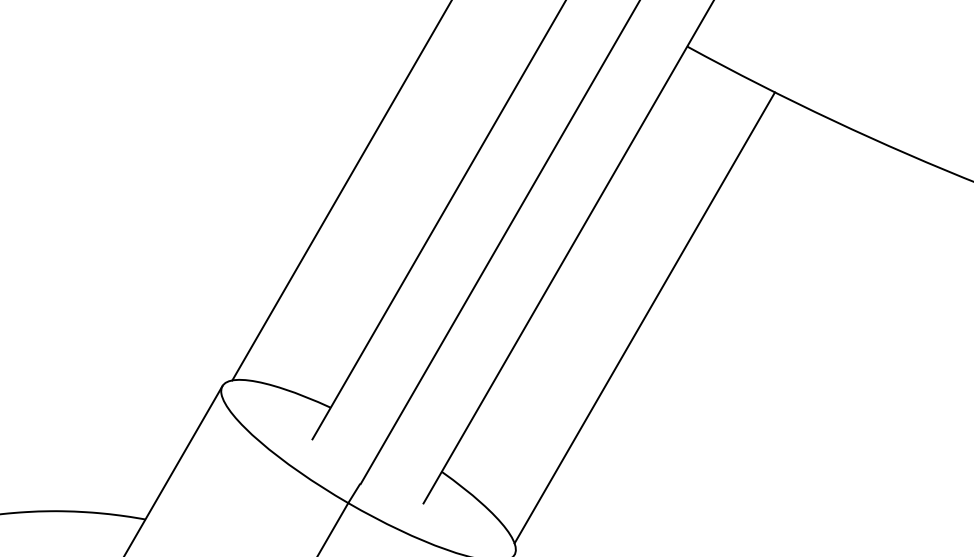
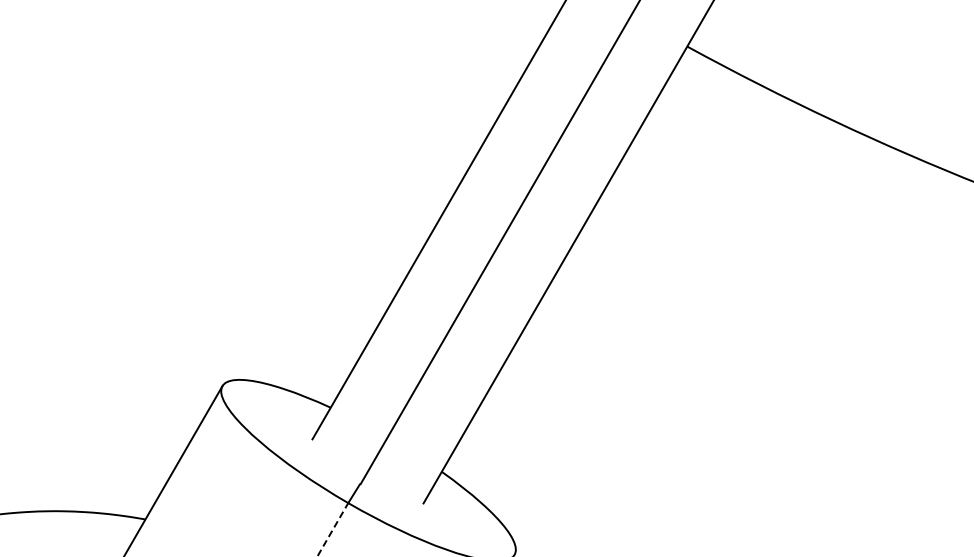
line: present -> none (341, 191)
line: present -> none (644, 317)
line: solid -> dashed (332, 529)
